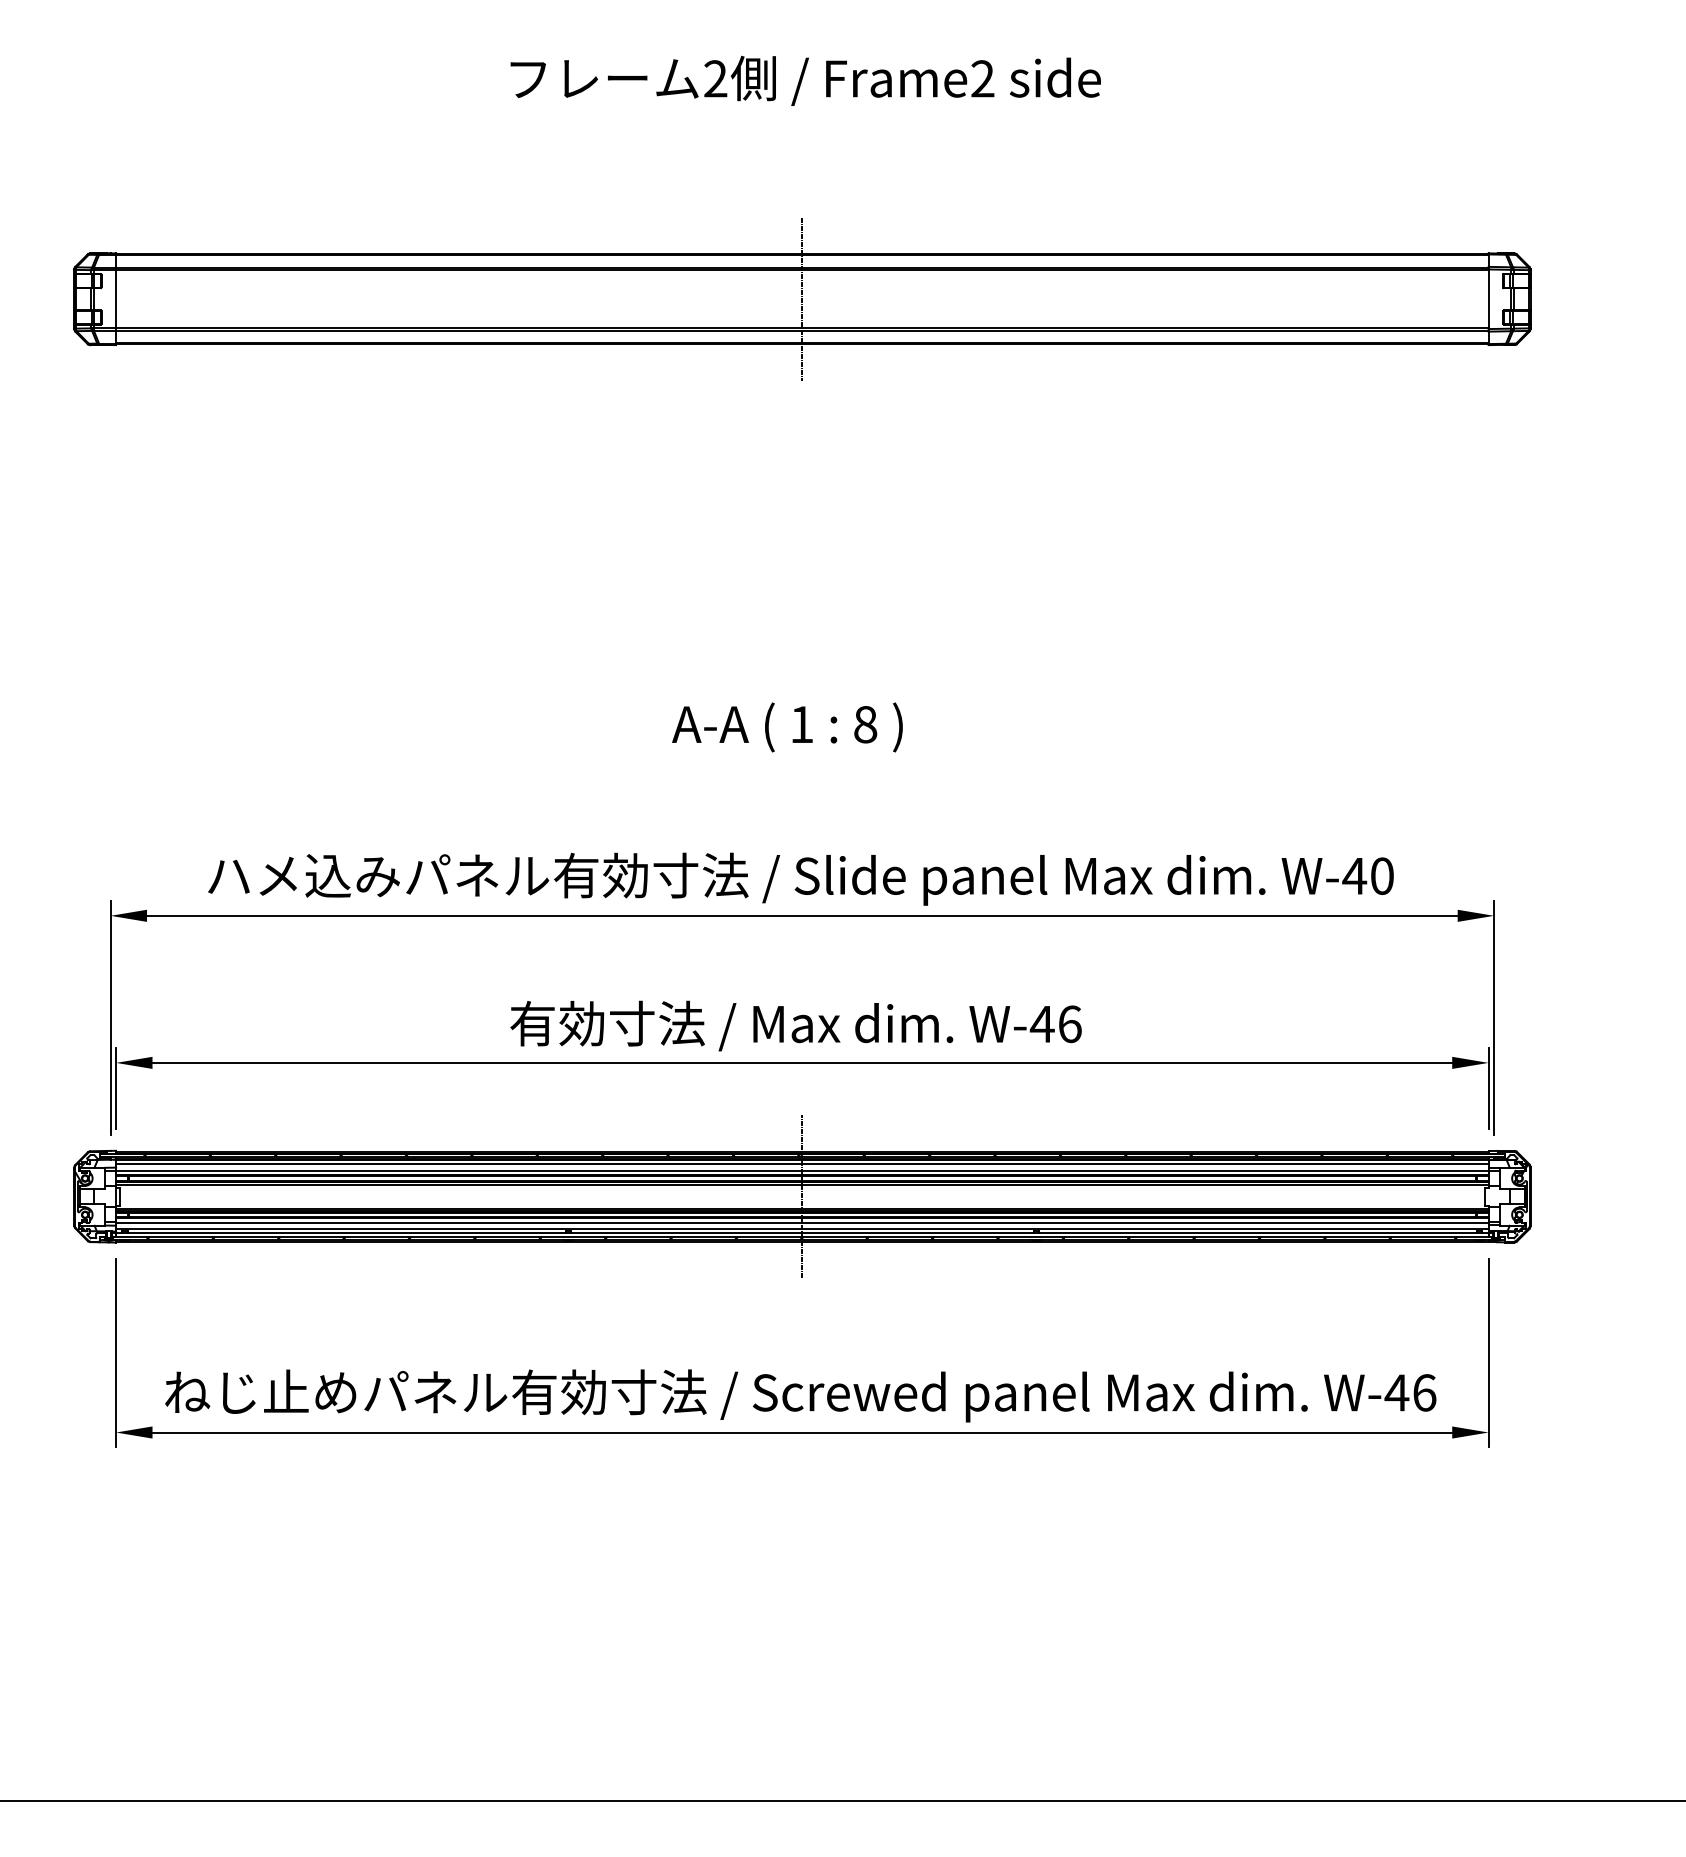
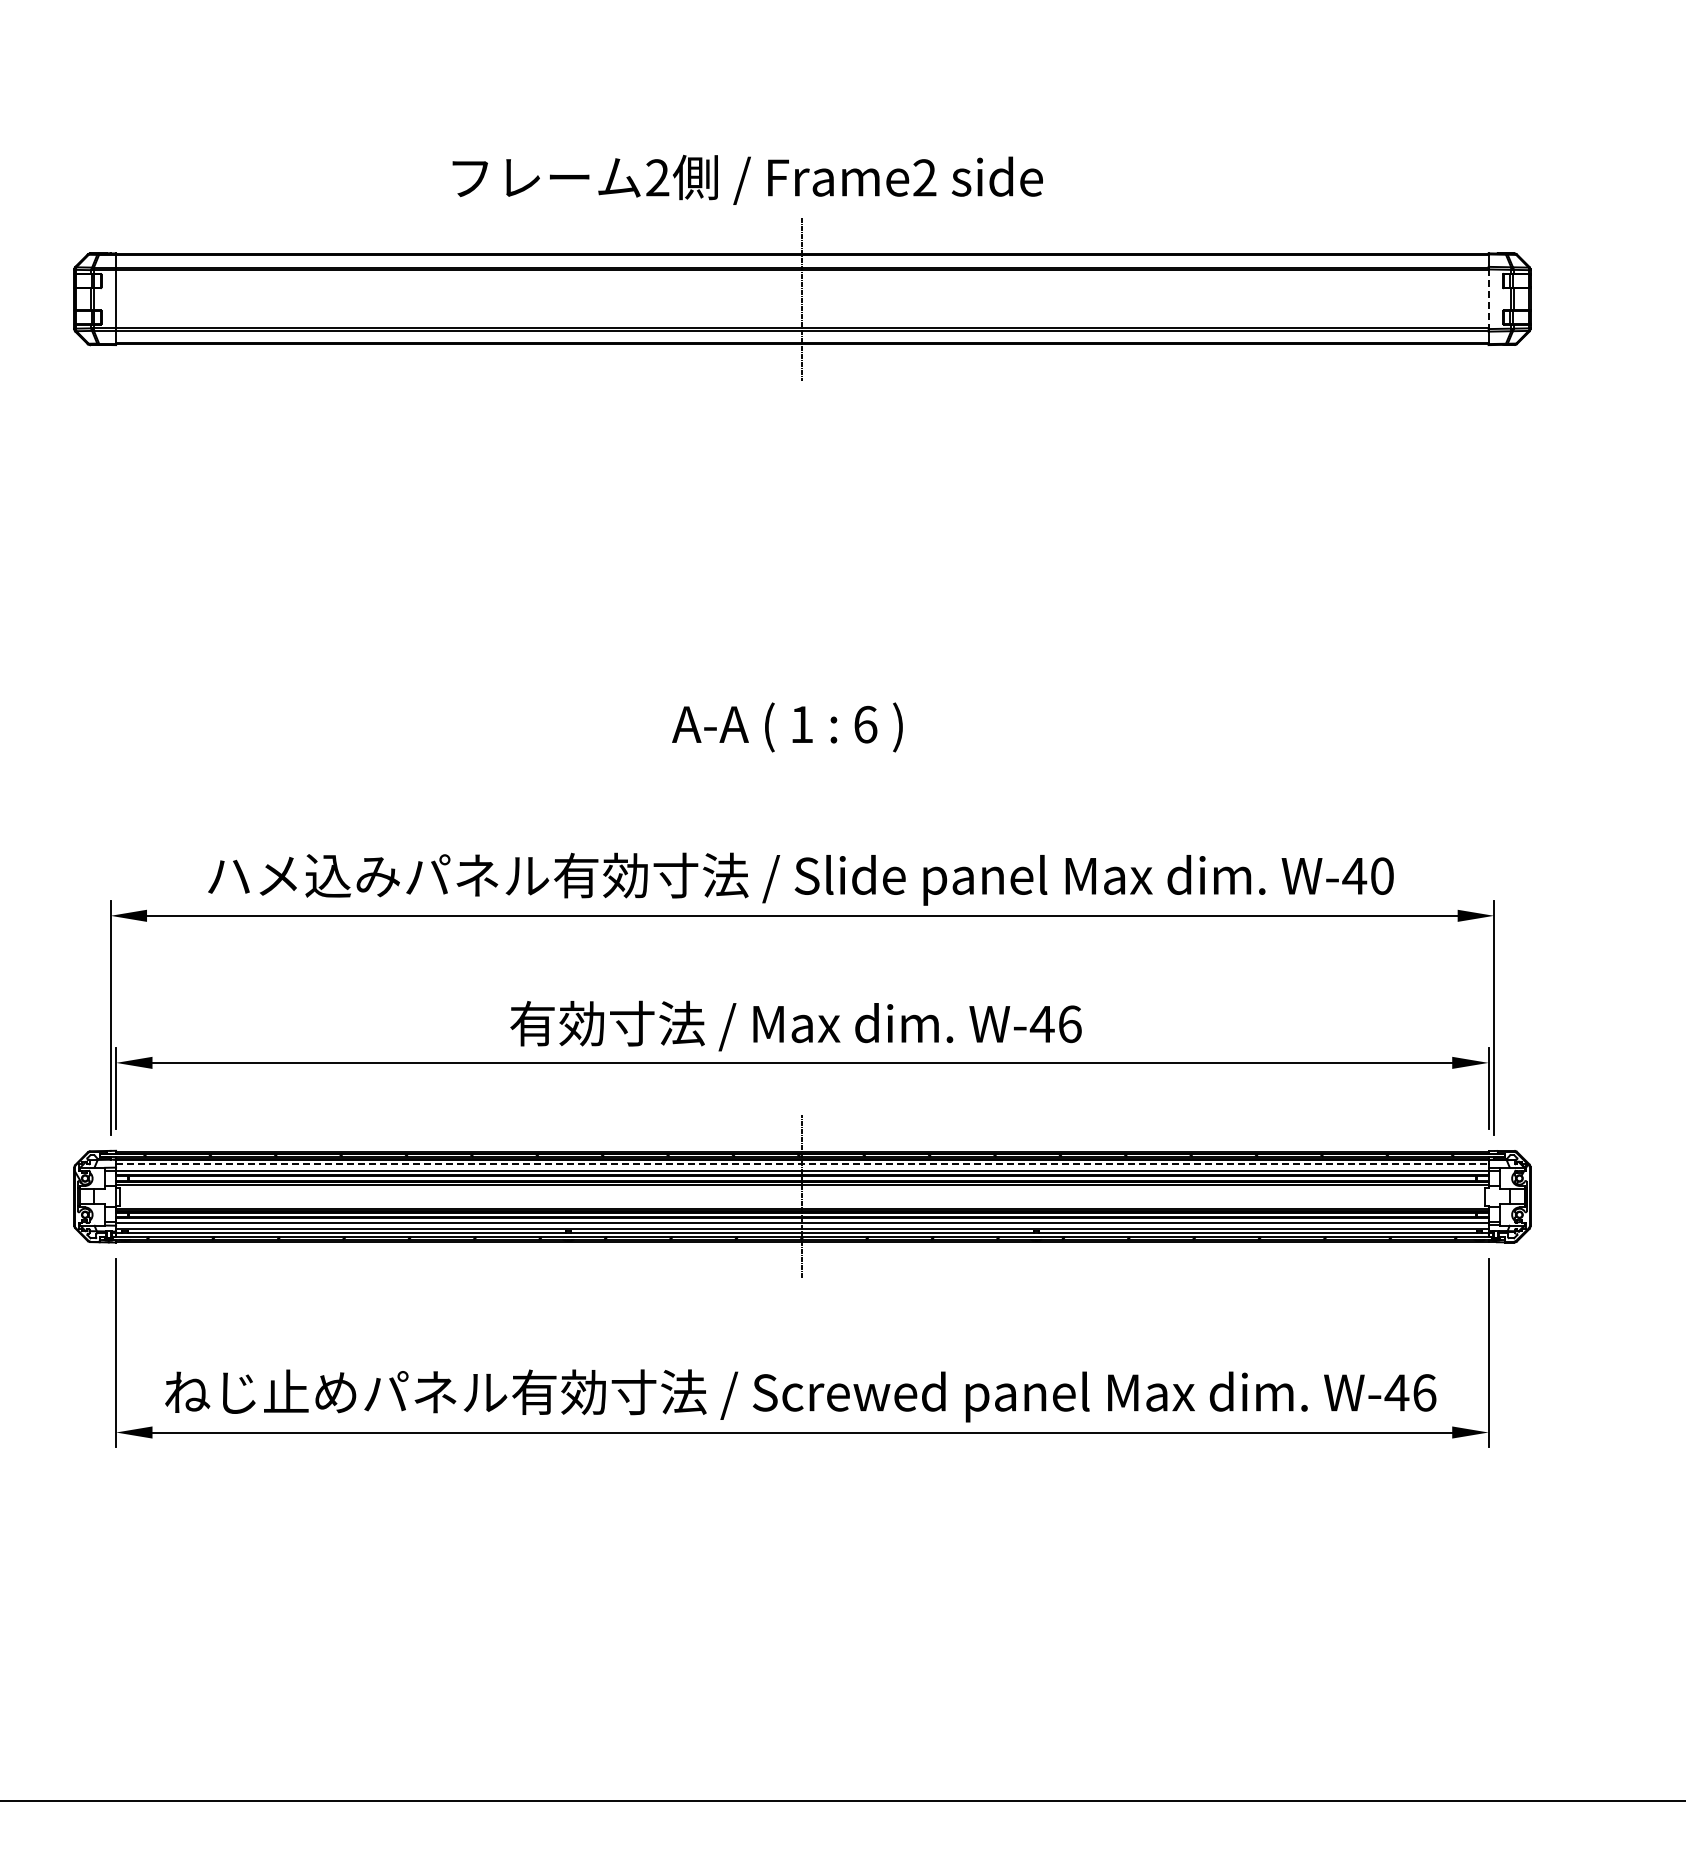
text position: (805, 80) -> (747, 179) (747, 179)
line: solid -> dashed (1488, 299)
text: 8 -> 6 (865, 724)
line: solid -> dashed (802, 1164)
